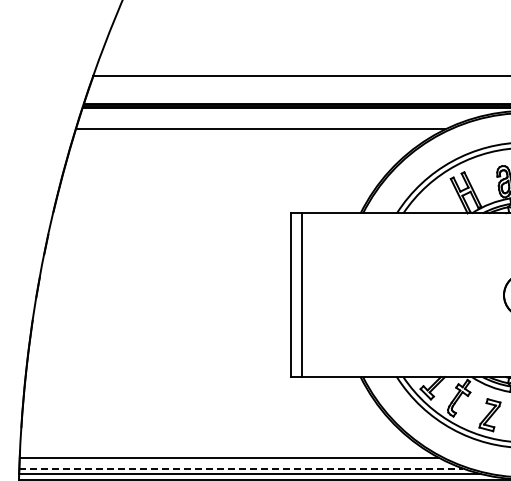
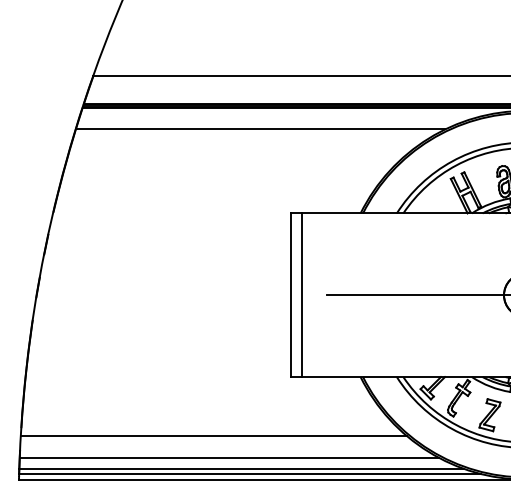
line: none -> present (417, 295)
line: none -> present (213, 435)
line: dashed -> solid (241, 468)
